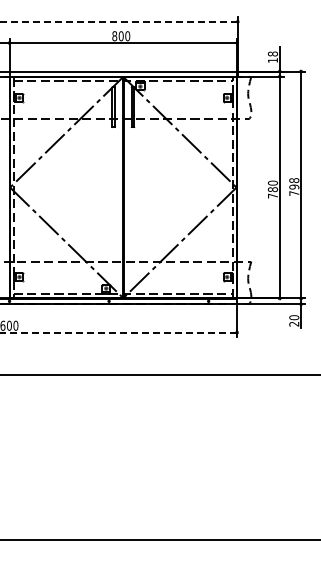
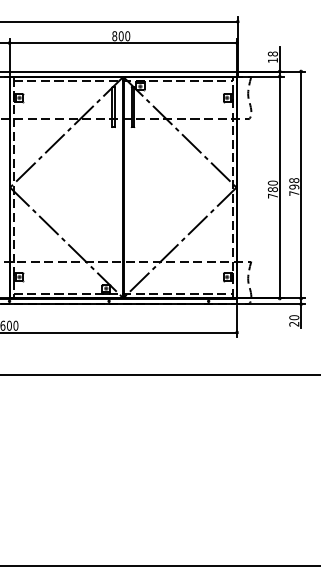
line: dashed -> solid (118, 21)
line: dashed -> solid (118, 332)
line position: (159, 539) -> (159, 565) (159, 565)
